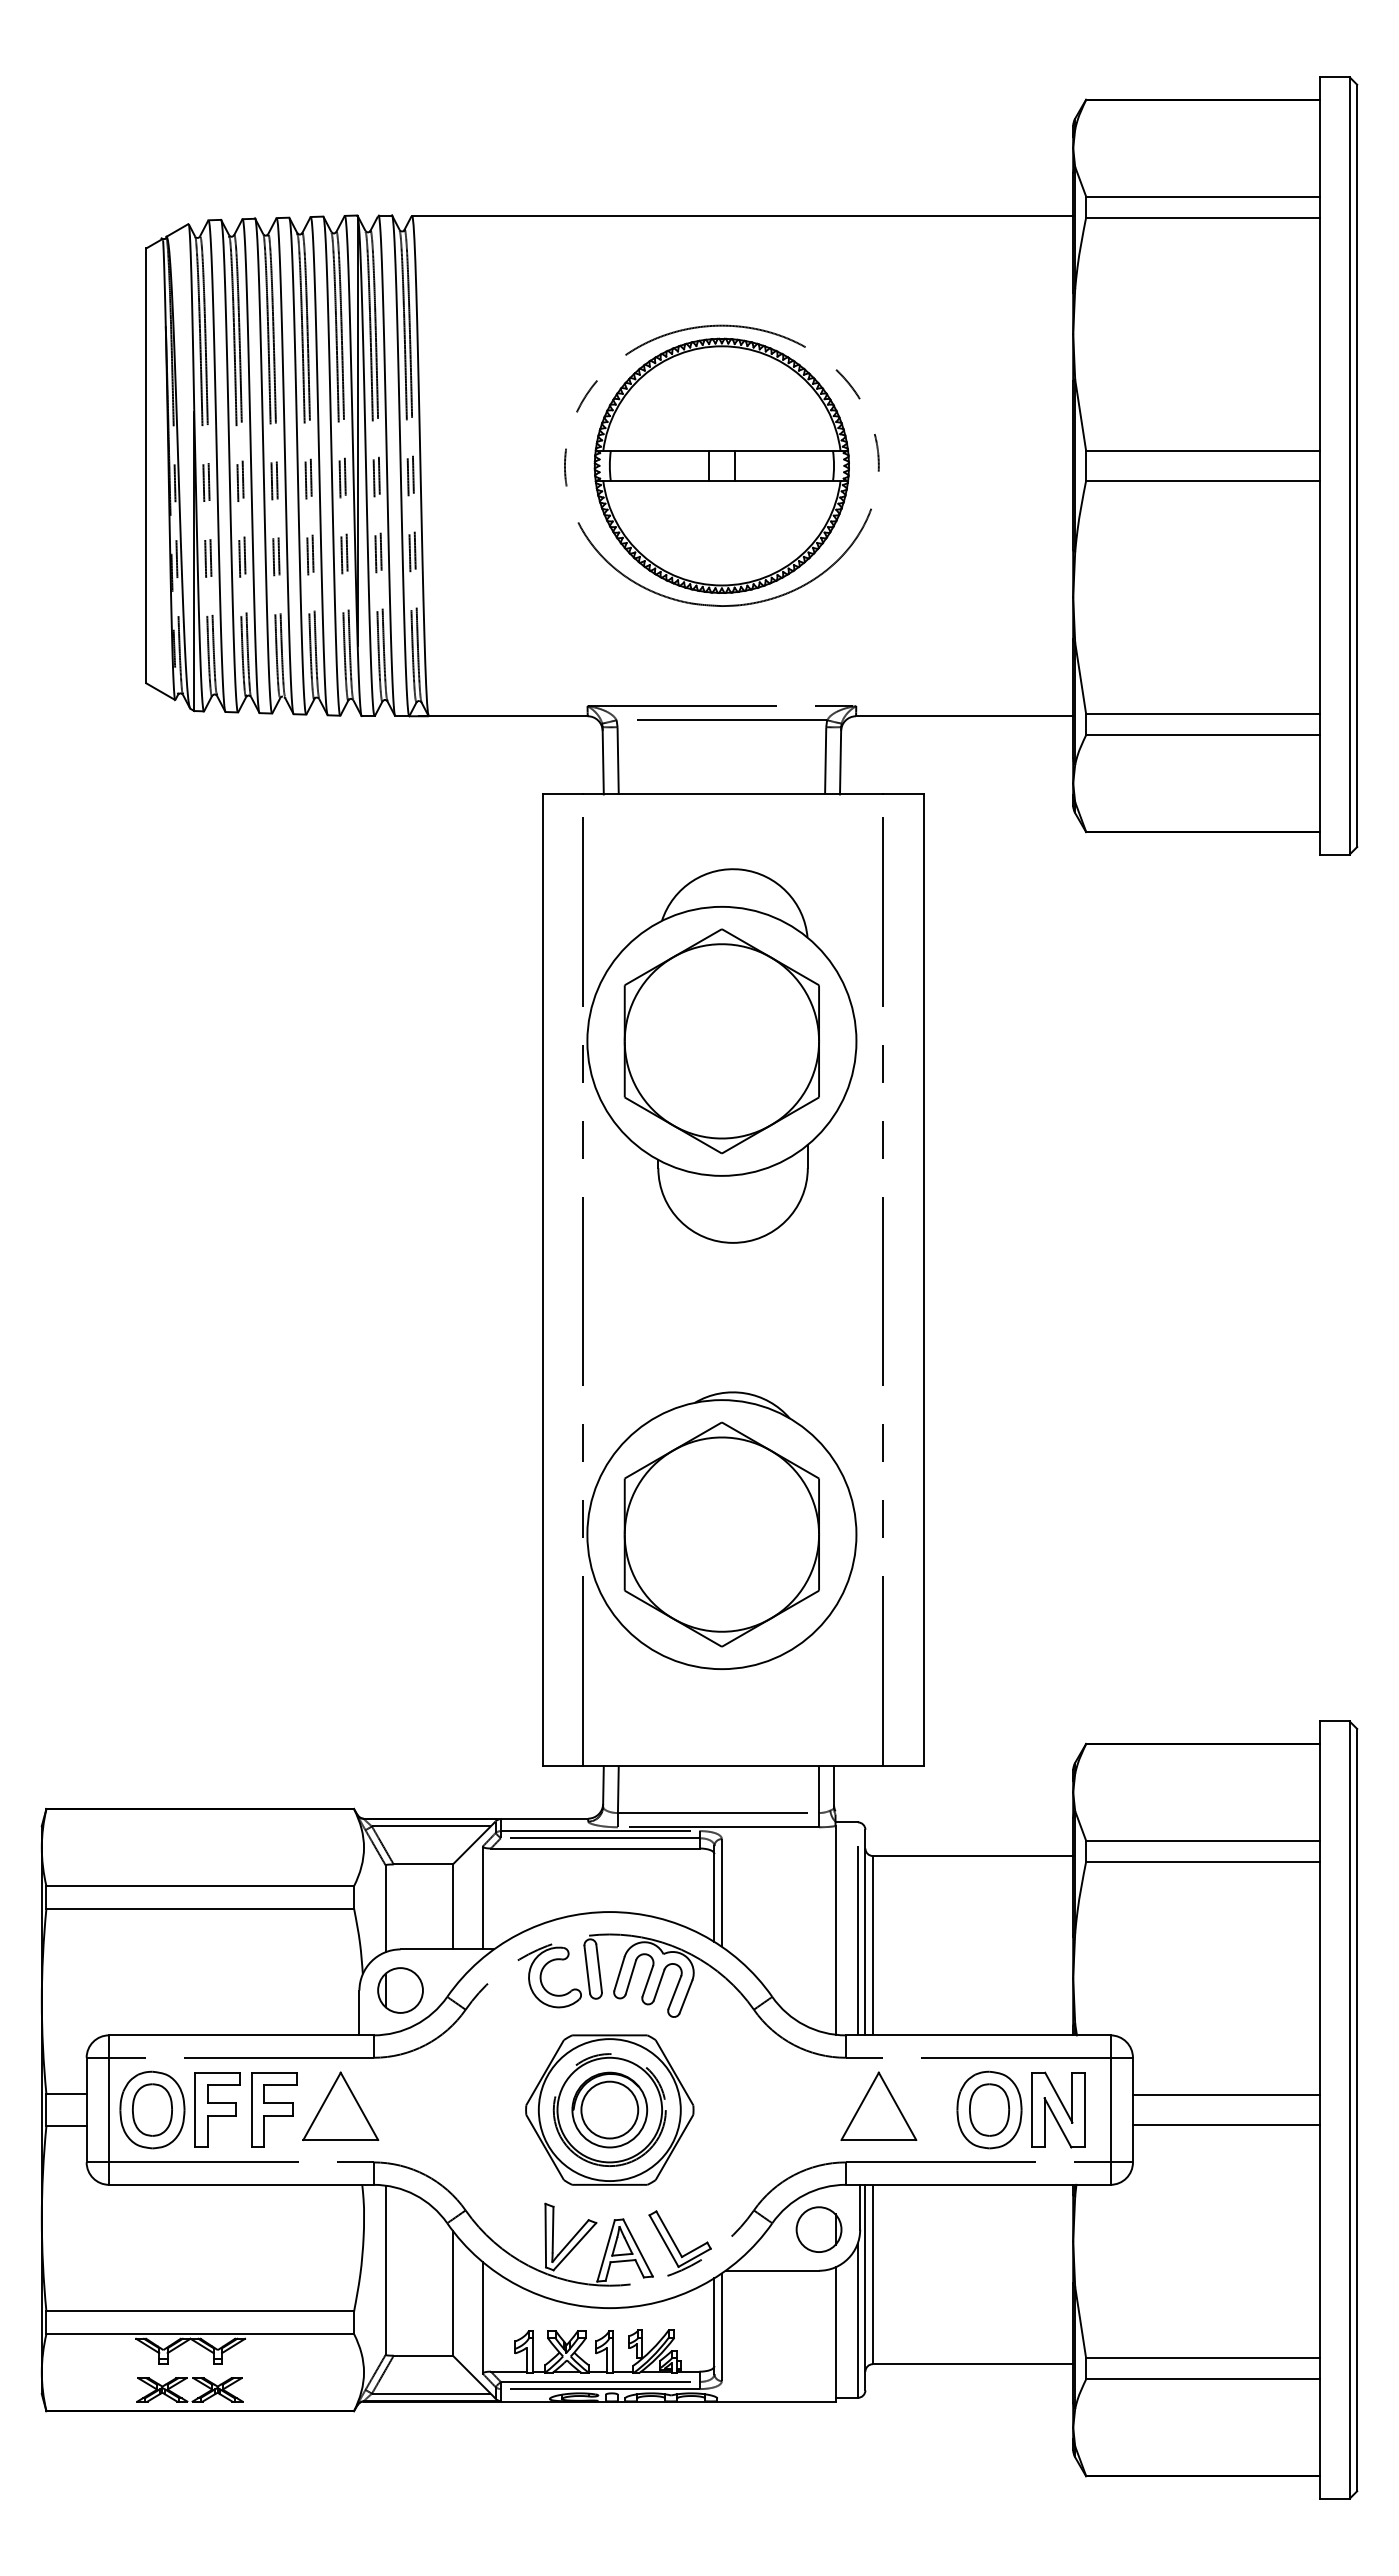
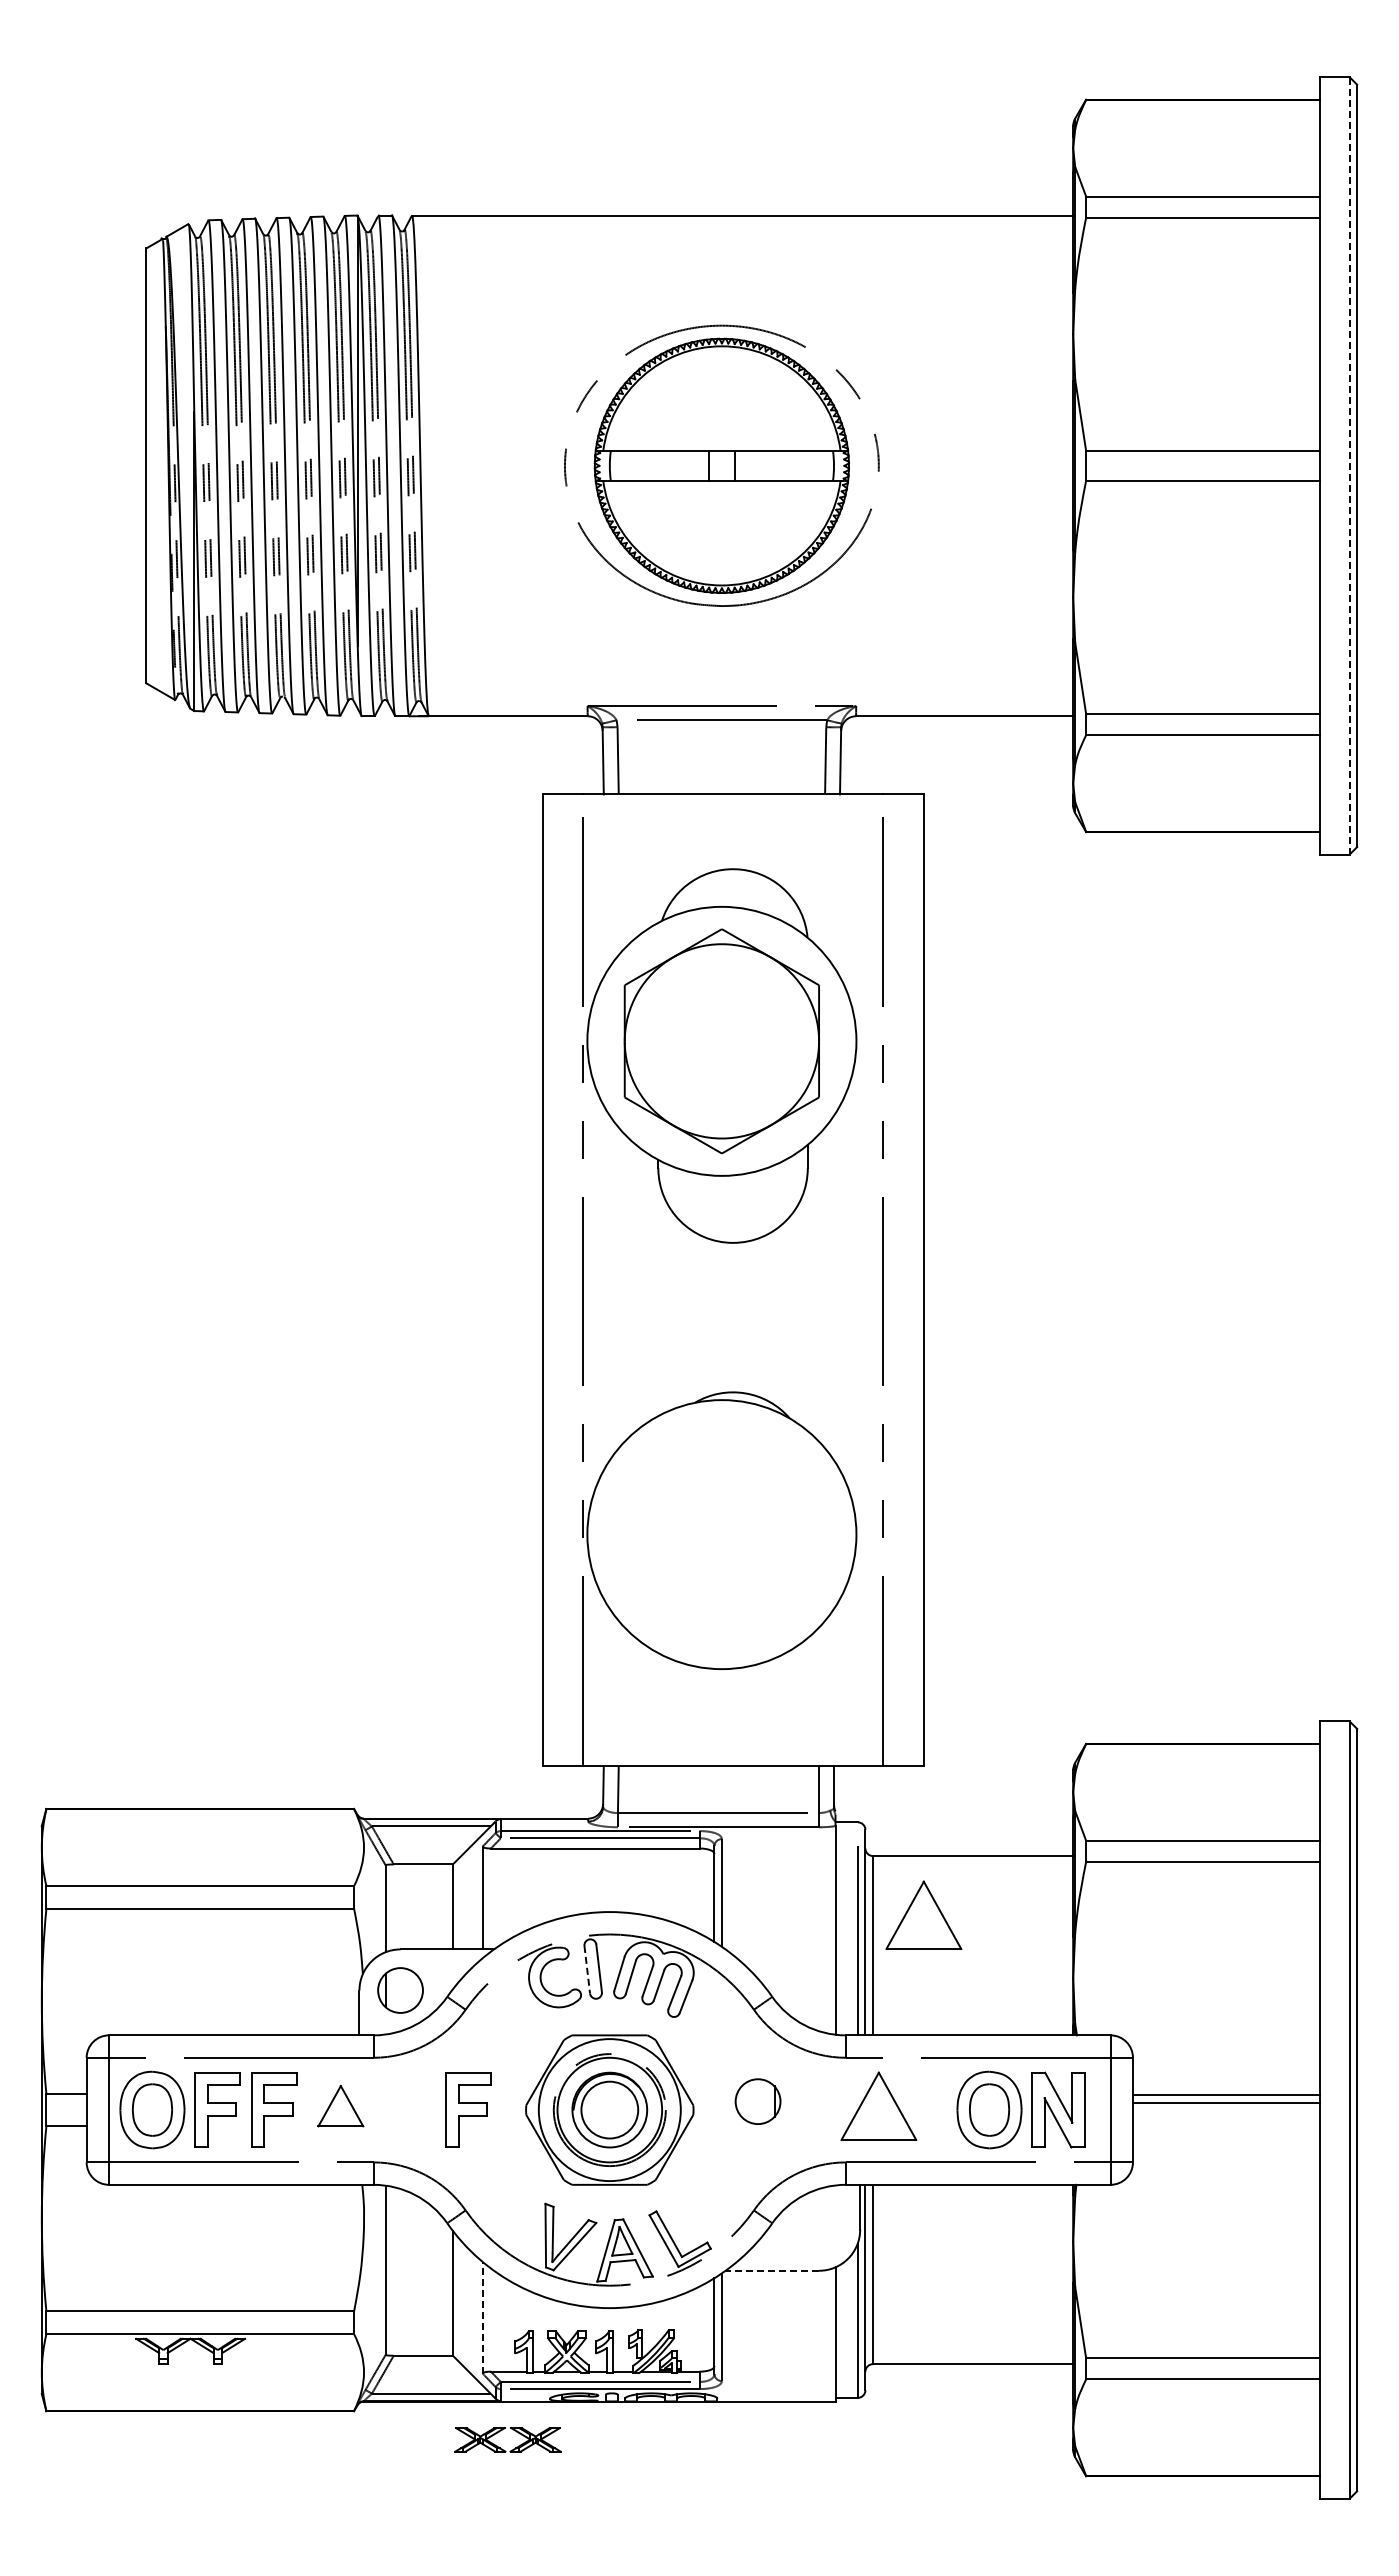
line: solid -> dashed (1349, 465)
part: present -> none (721, 1534)
part: none -> present (923, 1914)
line: solid -> dashed (587, 1969)
part size: 78x70 px -> 48x43 px (340, 2106)
part: none -> present (468, 2109)
line position: (1225, 2125) -> (1225, 2103) (1225, 2103)
part position: (818, 2229) -> (757, 2101) (757, 2101)
line: solid -> dashed (772, 2270)
line: solid -> dashed (482, 2317)
part position: (183, 2381) -> (501, 2431) (501, 2431)
